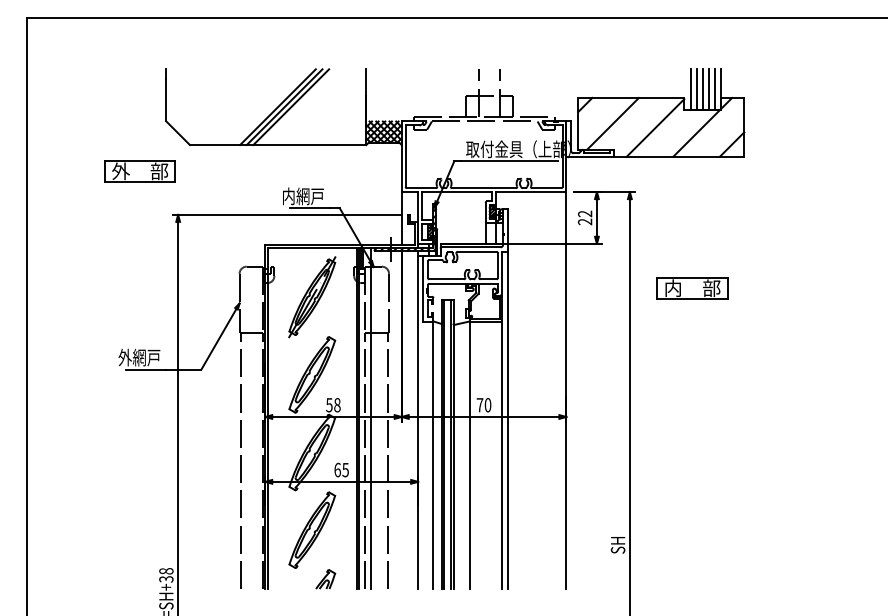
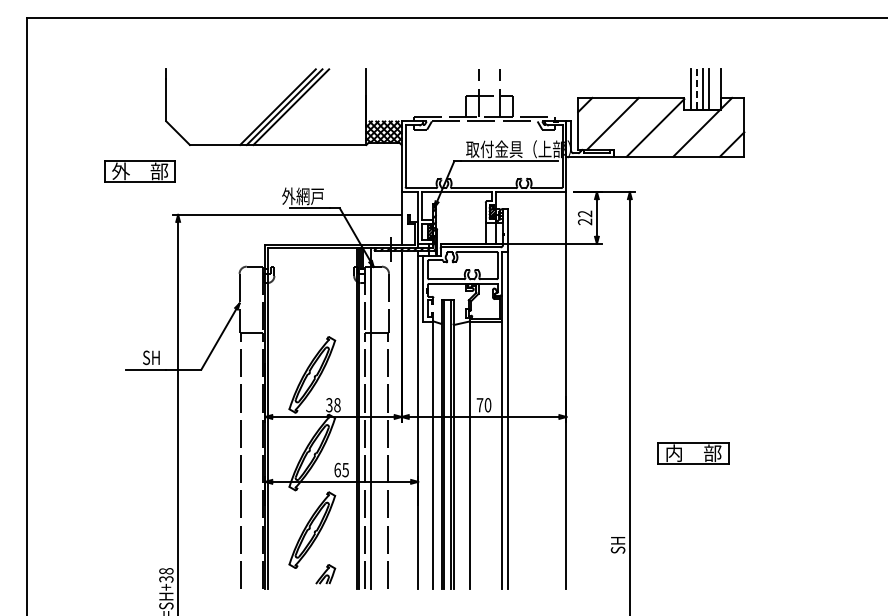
line: present -> none (714, 89)
line: solid -> dashed (697, 90)
text: 内網戸 -> 外網戸 (288, 196)
part position: (692, 288) -> (693, 453) (693, 453)
part: present -> none (312, 297)
text: 外網戸 -> SH (139, 357)
text: 58 -> 38 (329, 404)
part position: (325, 579) -> (325, 574) (325, 574)
